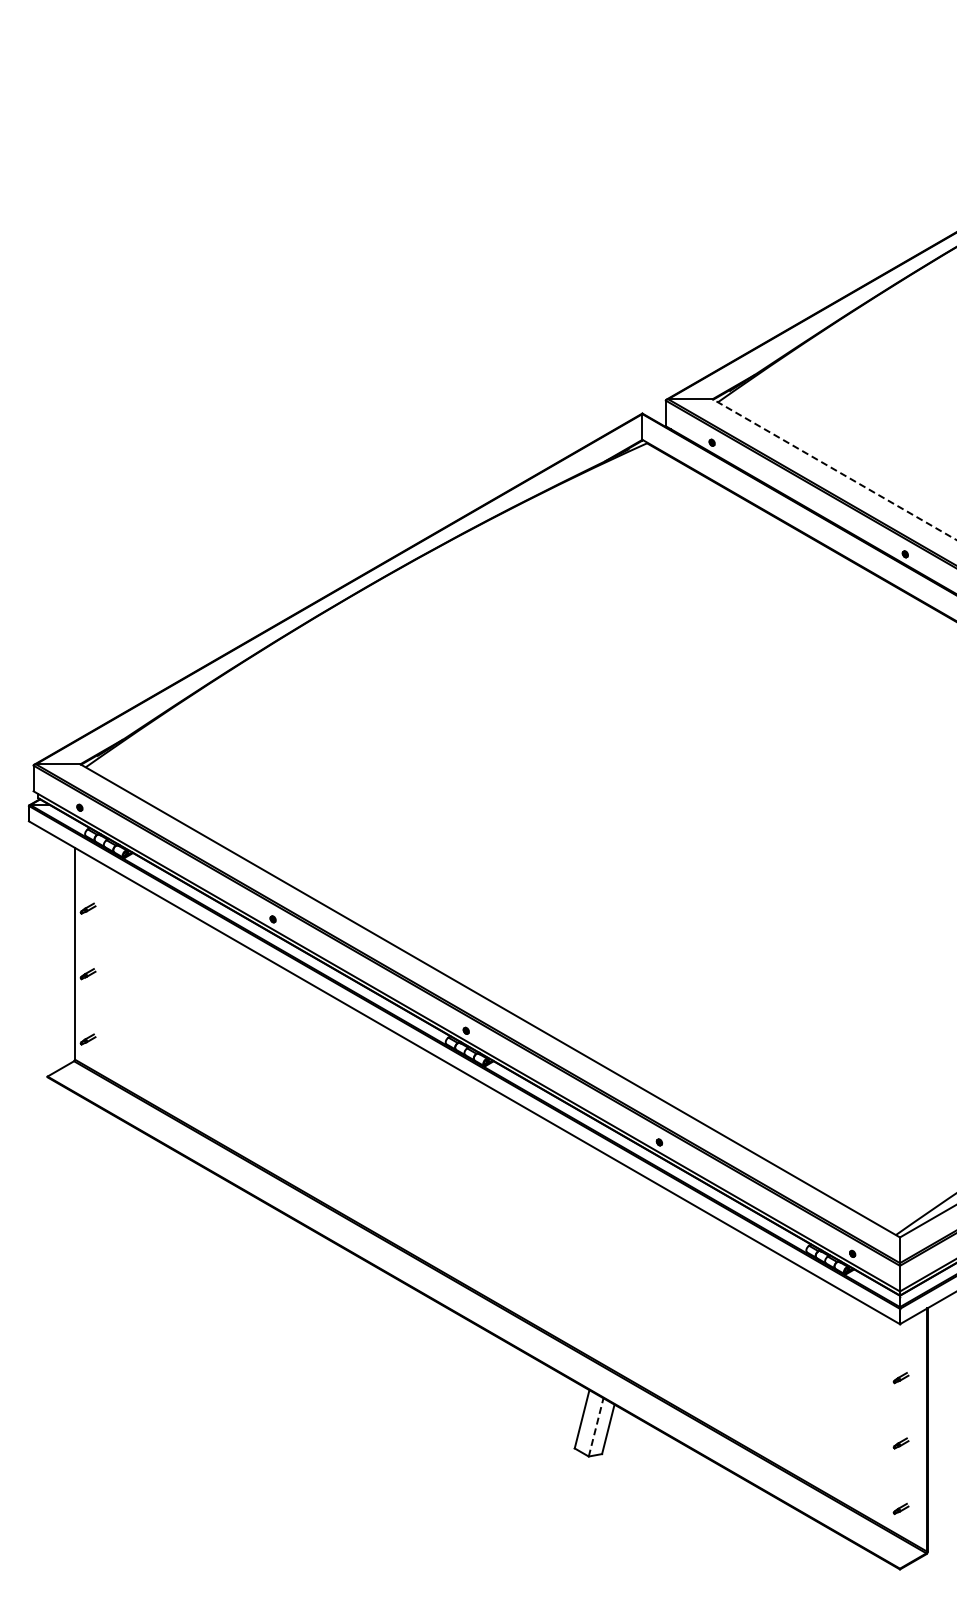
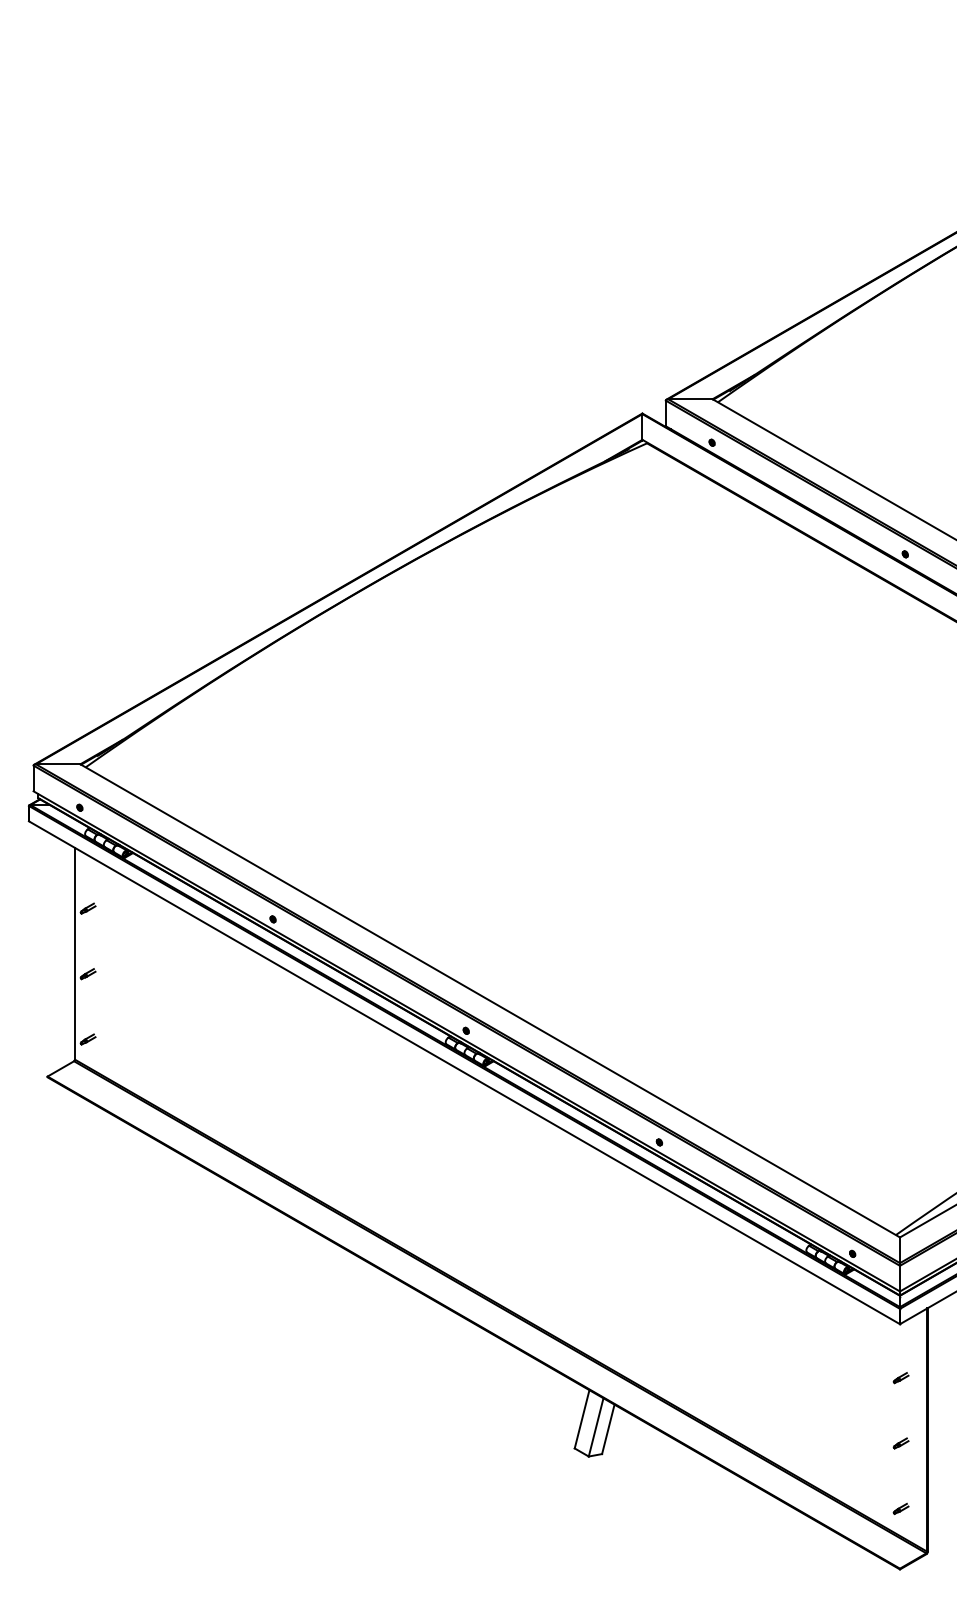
line: dashed -> solid (834, 469)
line: dashed -> solid (596, 1426)
